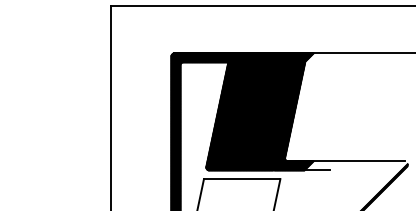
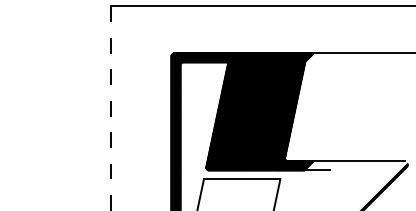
line: solid -> dashed (111, 108)
